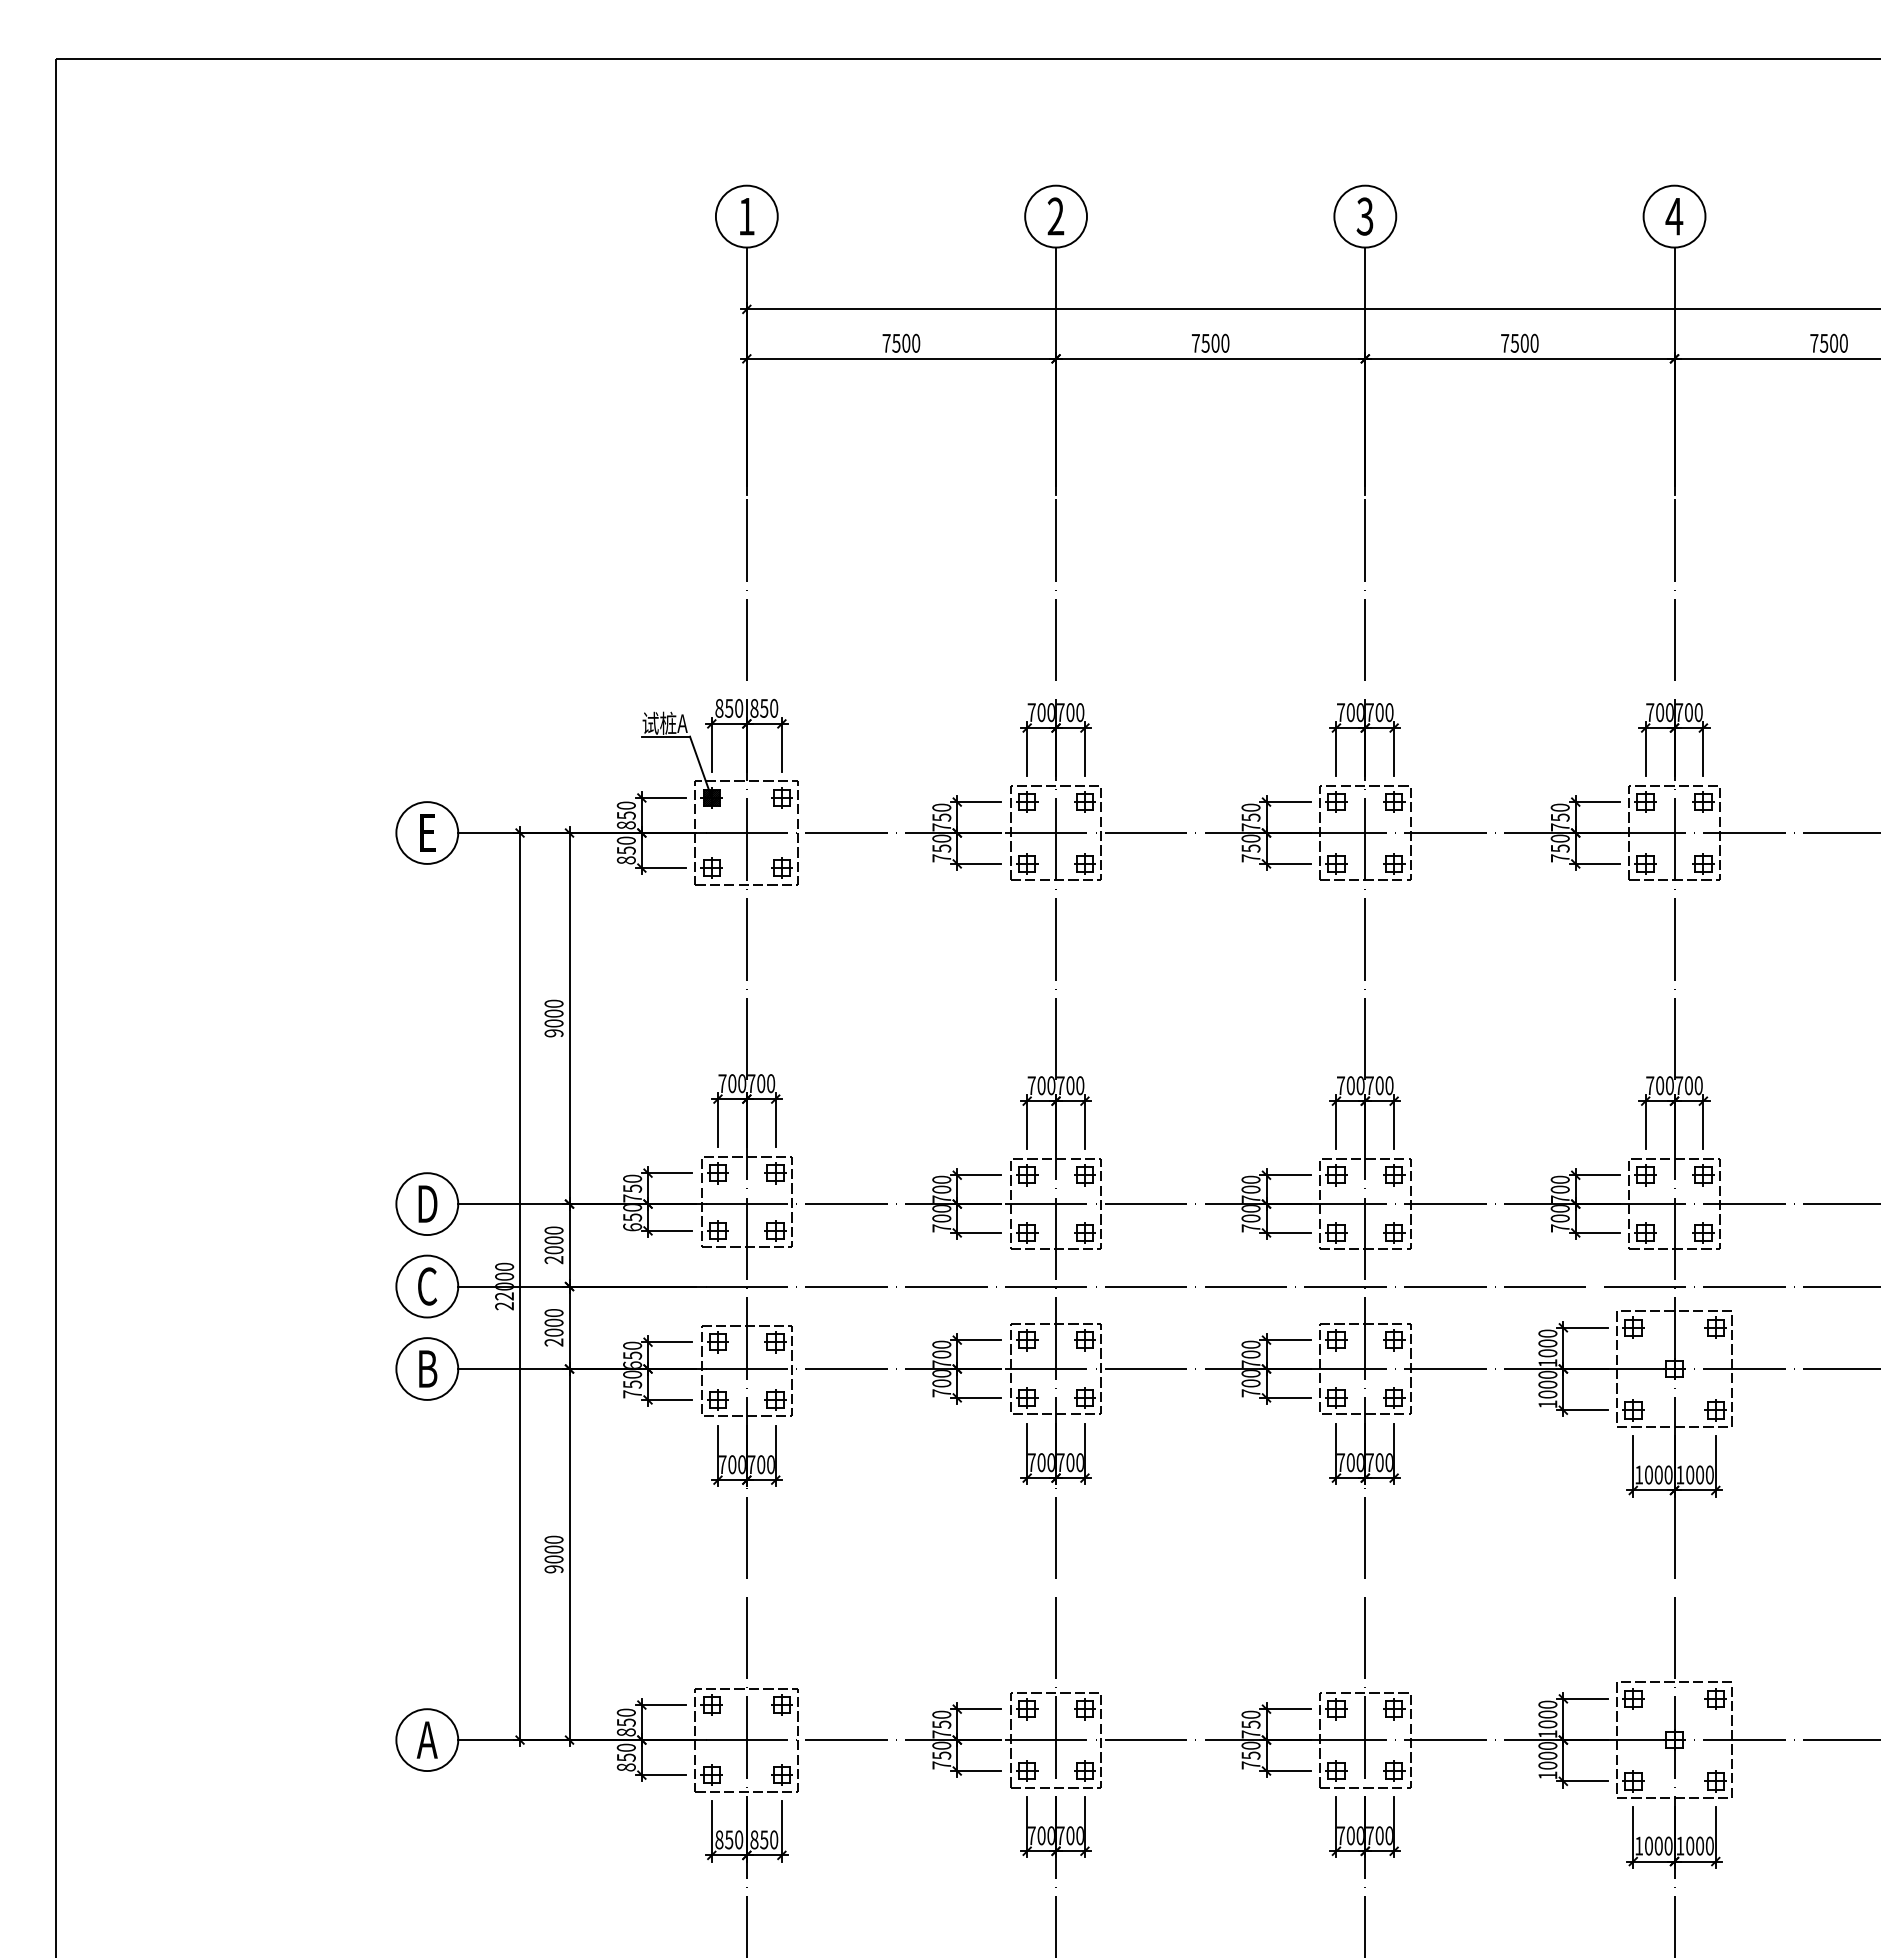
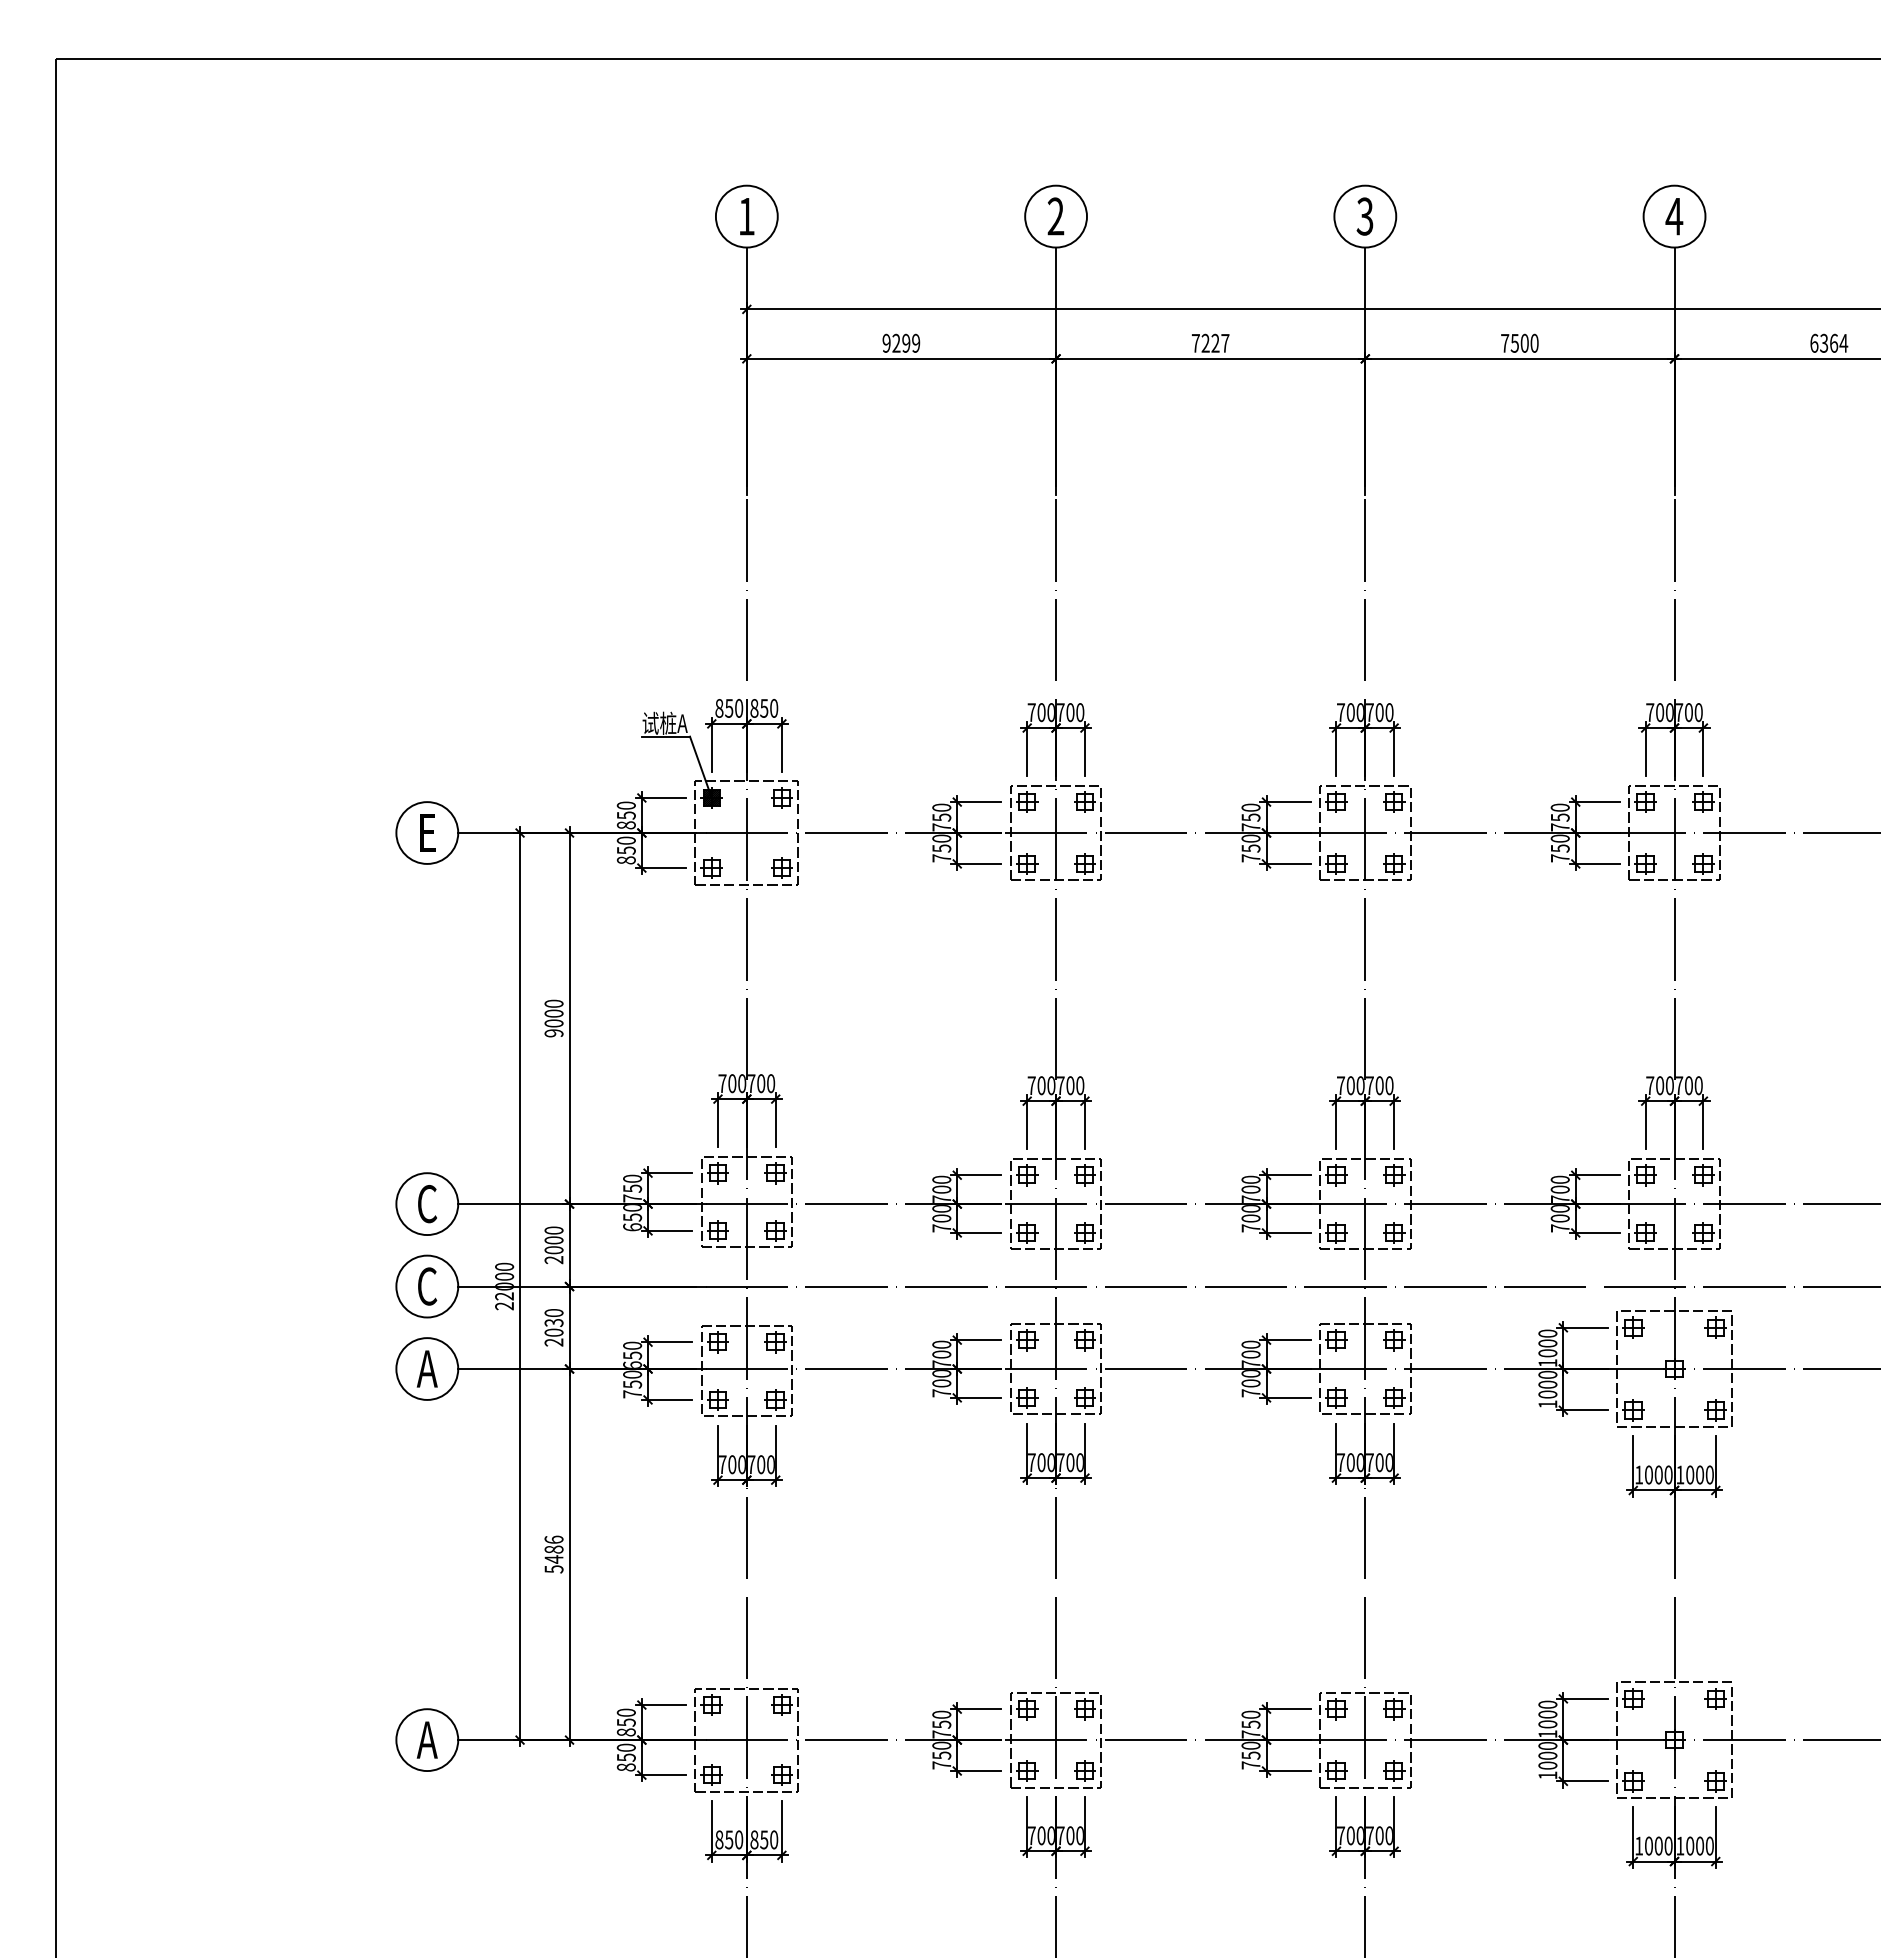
text: 7500 -> 9299 (901, 342)
text: 7500 -> 7227 (1215, 342)
text: 7500 -> 6364 (1829, 342)
text: D -> C (427, 1204)
text: 2000 -> 2030 (553, 1322)
text: B -> A (426, 1368)
text: 9000 -> 5486 (553, 1554)
